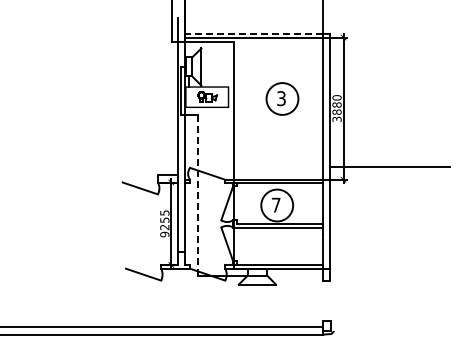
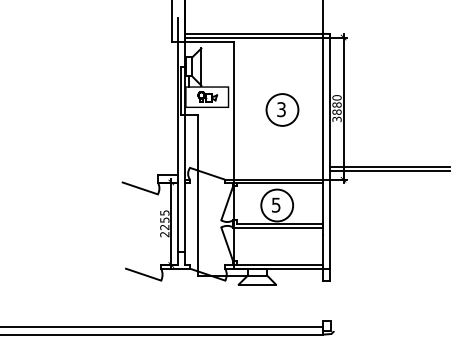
line: dashed -> solid (253, 33)
part position: (282, 98) -> (282, 109) (282, 109)
line: none -> present (389, 170)
line: dashed -> solid (197, 195)
text: 7 -> 5 (276, 205)
text: 9255 -> 2255 (164, 234)
